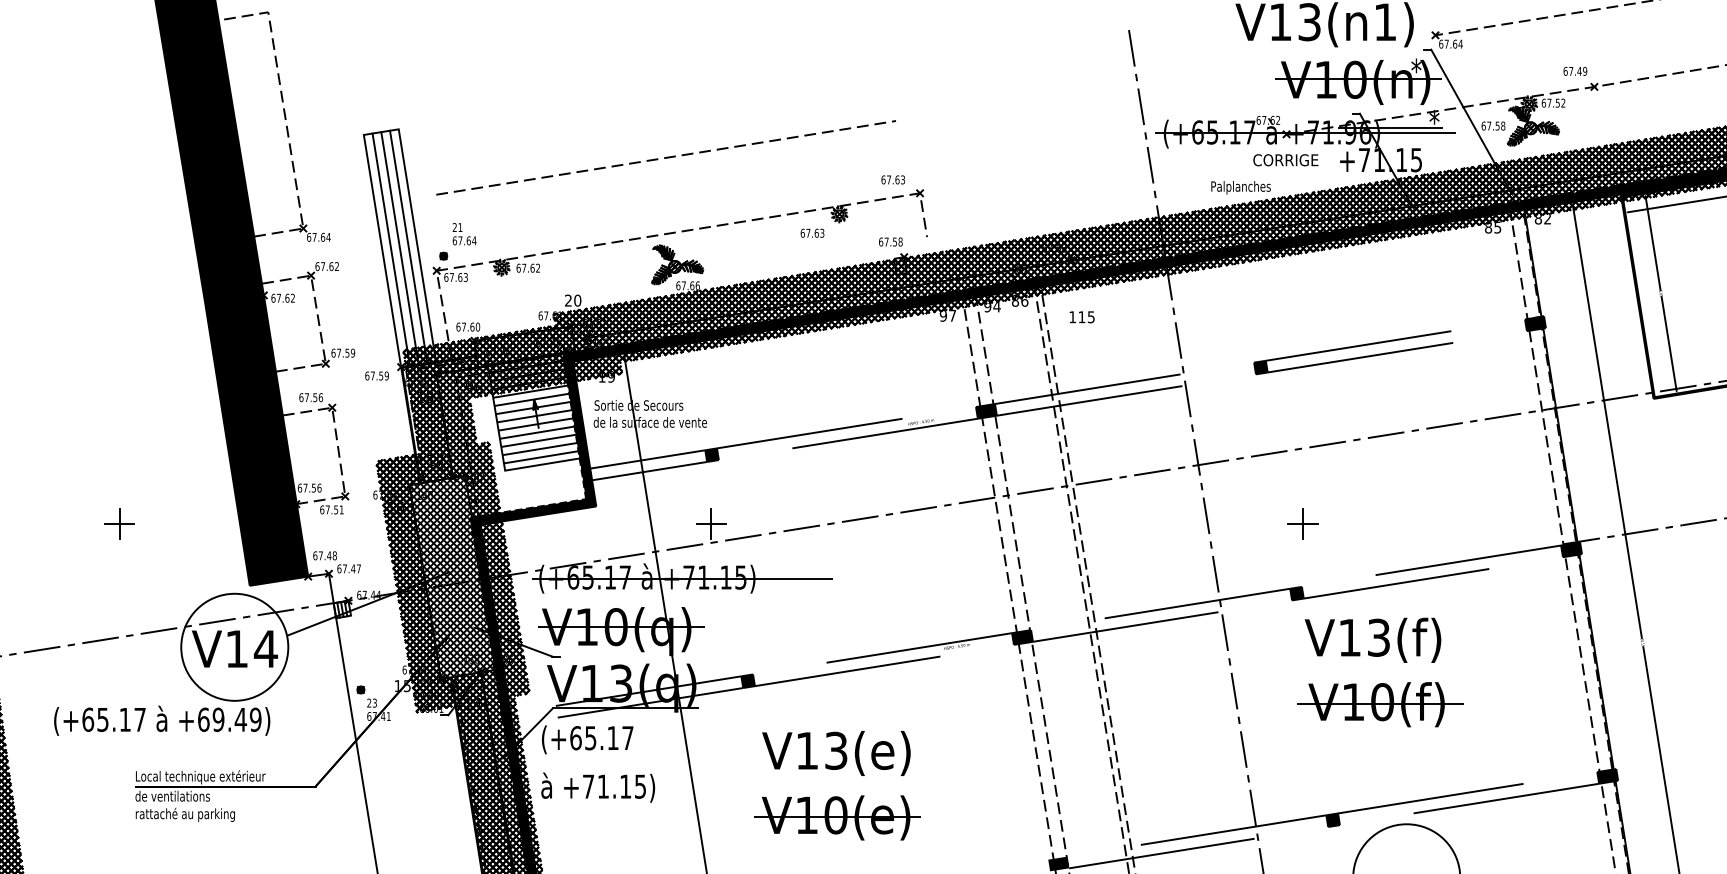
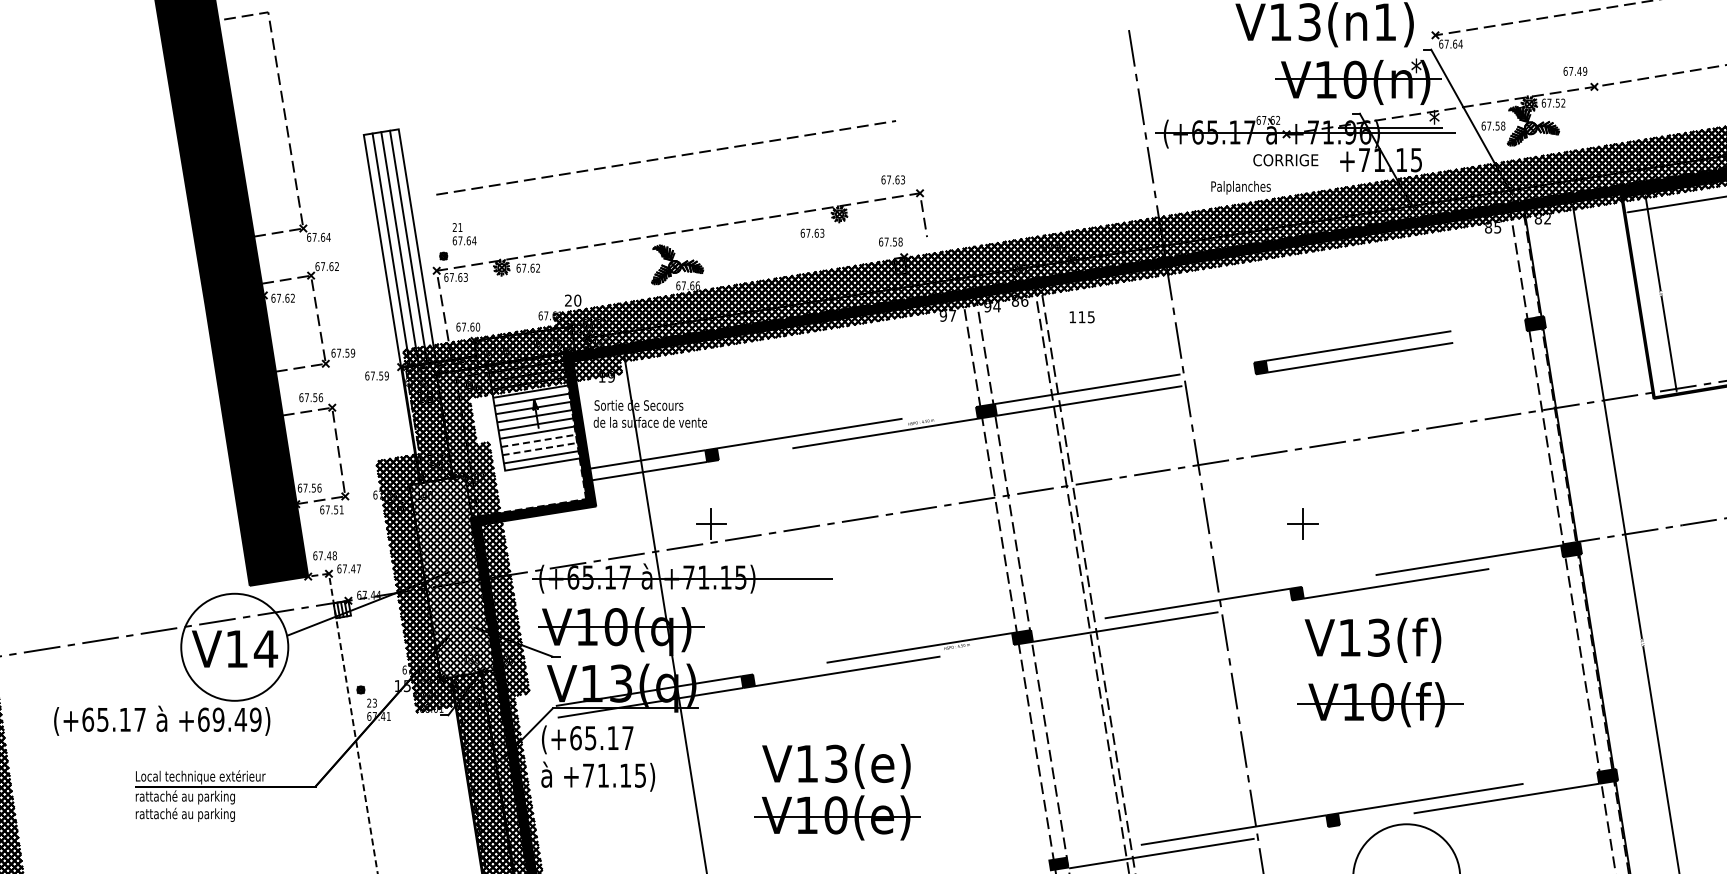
line: solid -> dashed (540, 440)
line: solid -> dashed (542, 448)
part: present -> none (119, 523)
line: solid -> dashed (351, 712)
text position: (836, 753) -> (836, 766) (836, 766)
text position: (598, 787) -> (598, 776) (598, 776)
text: de ventilations -> rattaché au parking (184, 797)
